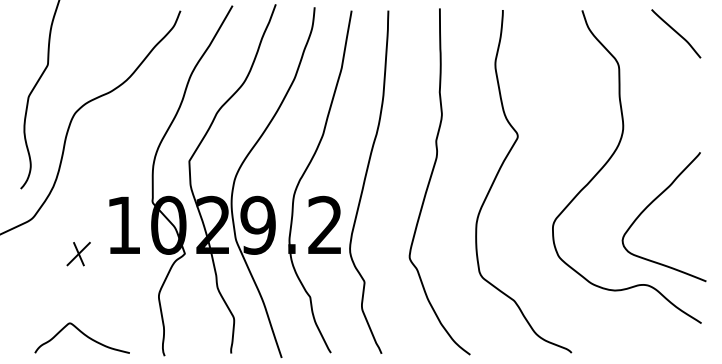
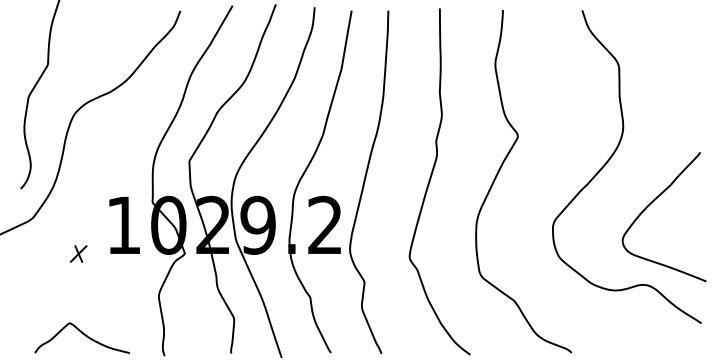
curve: present -> none (676, 33)
part size: 25x26 px -> 19x18 px (78, 253)
